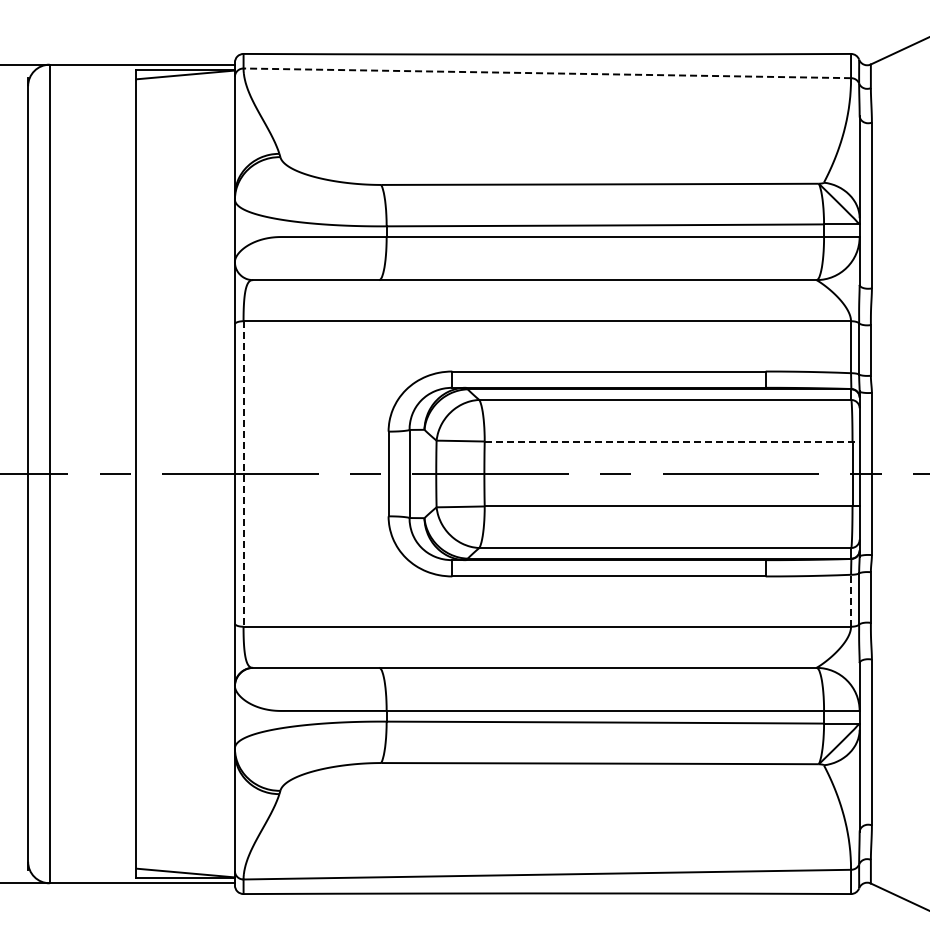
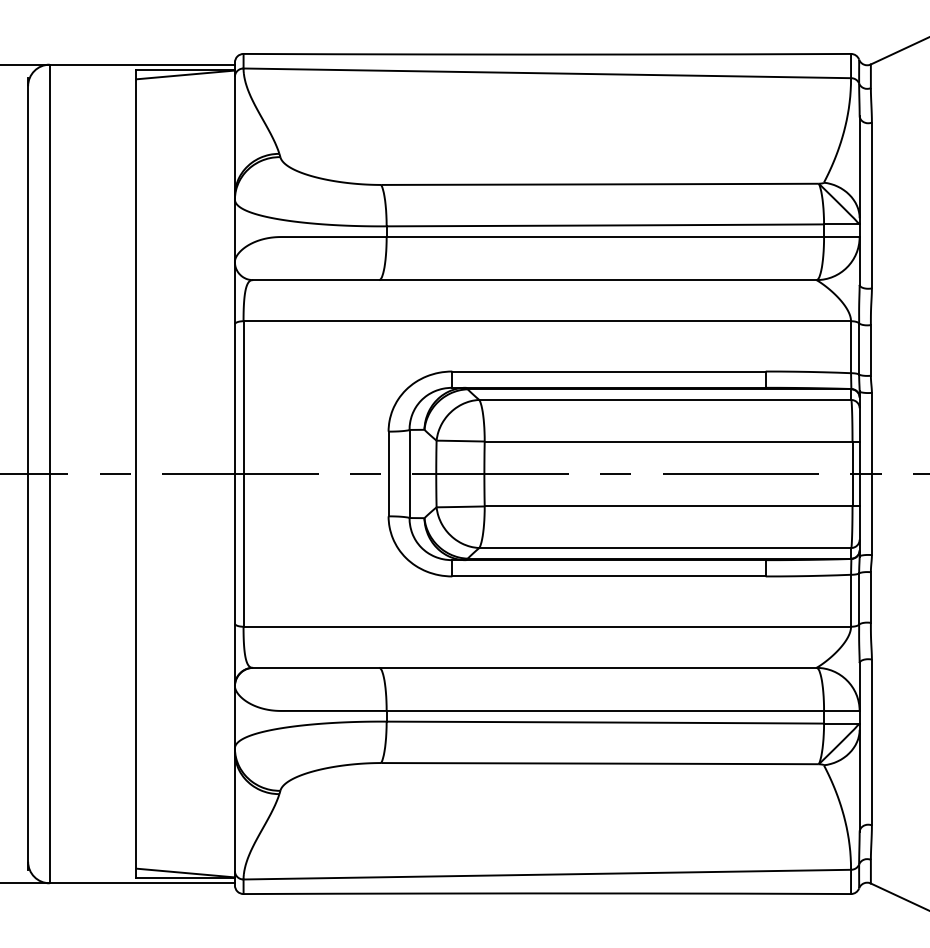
line: dashed -> solid (547, 73)
line: dashed -> solid (672, 441)
line: dashed -> solid (243, 473)
line: dashed -> solid (851, 600)
